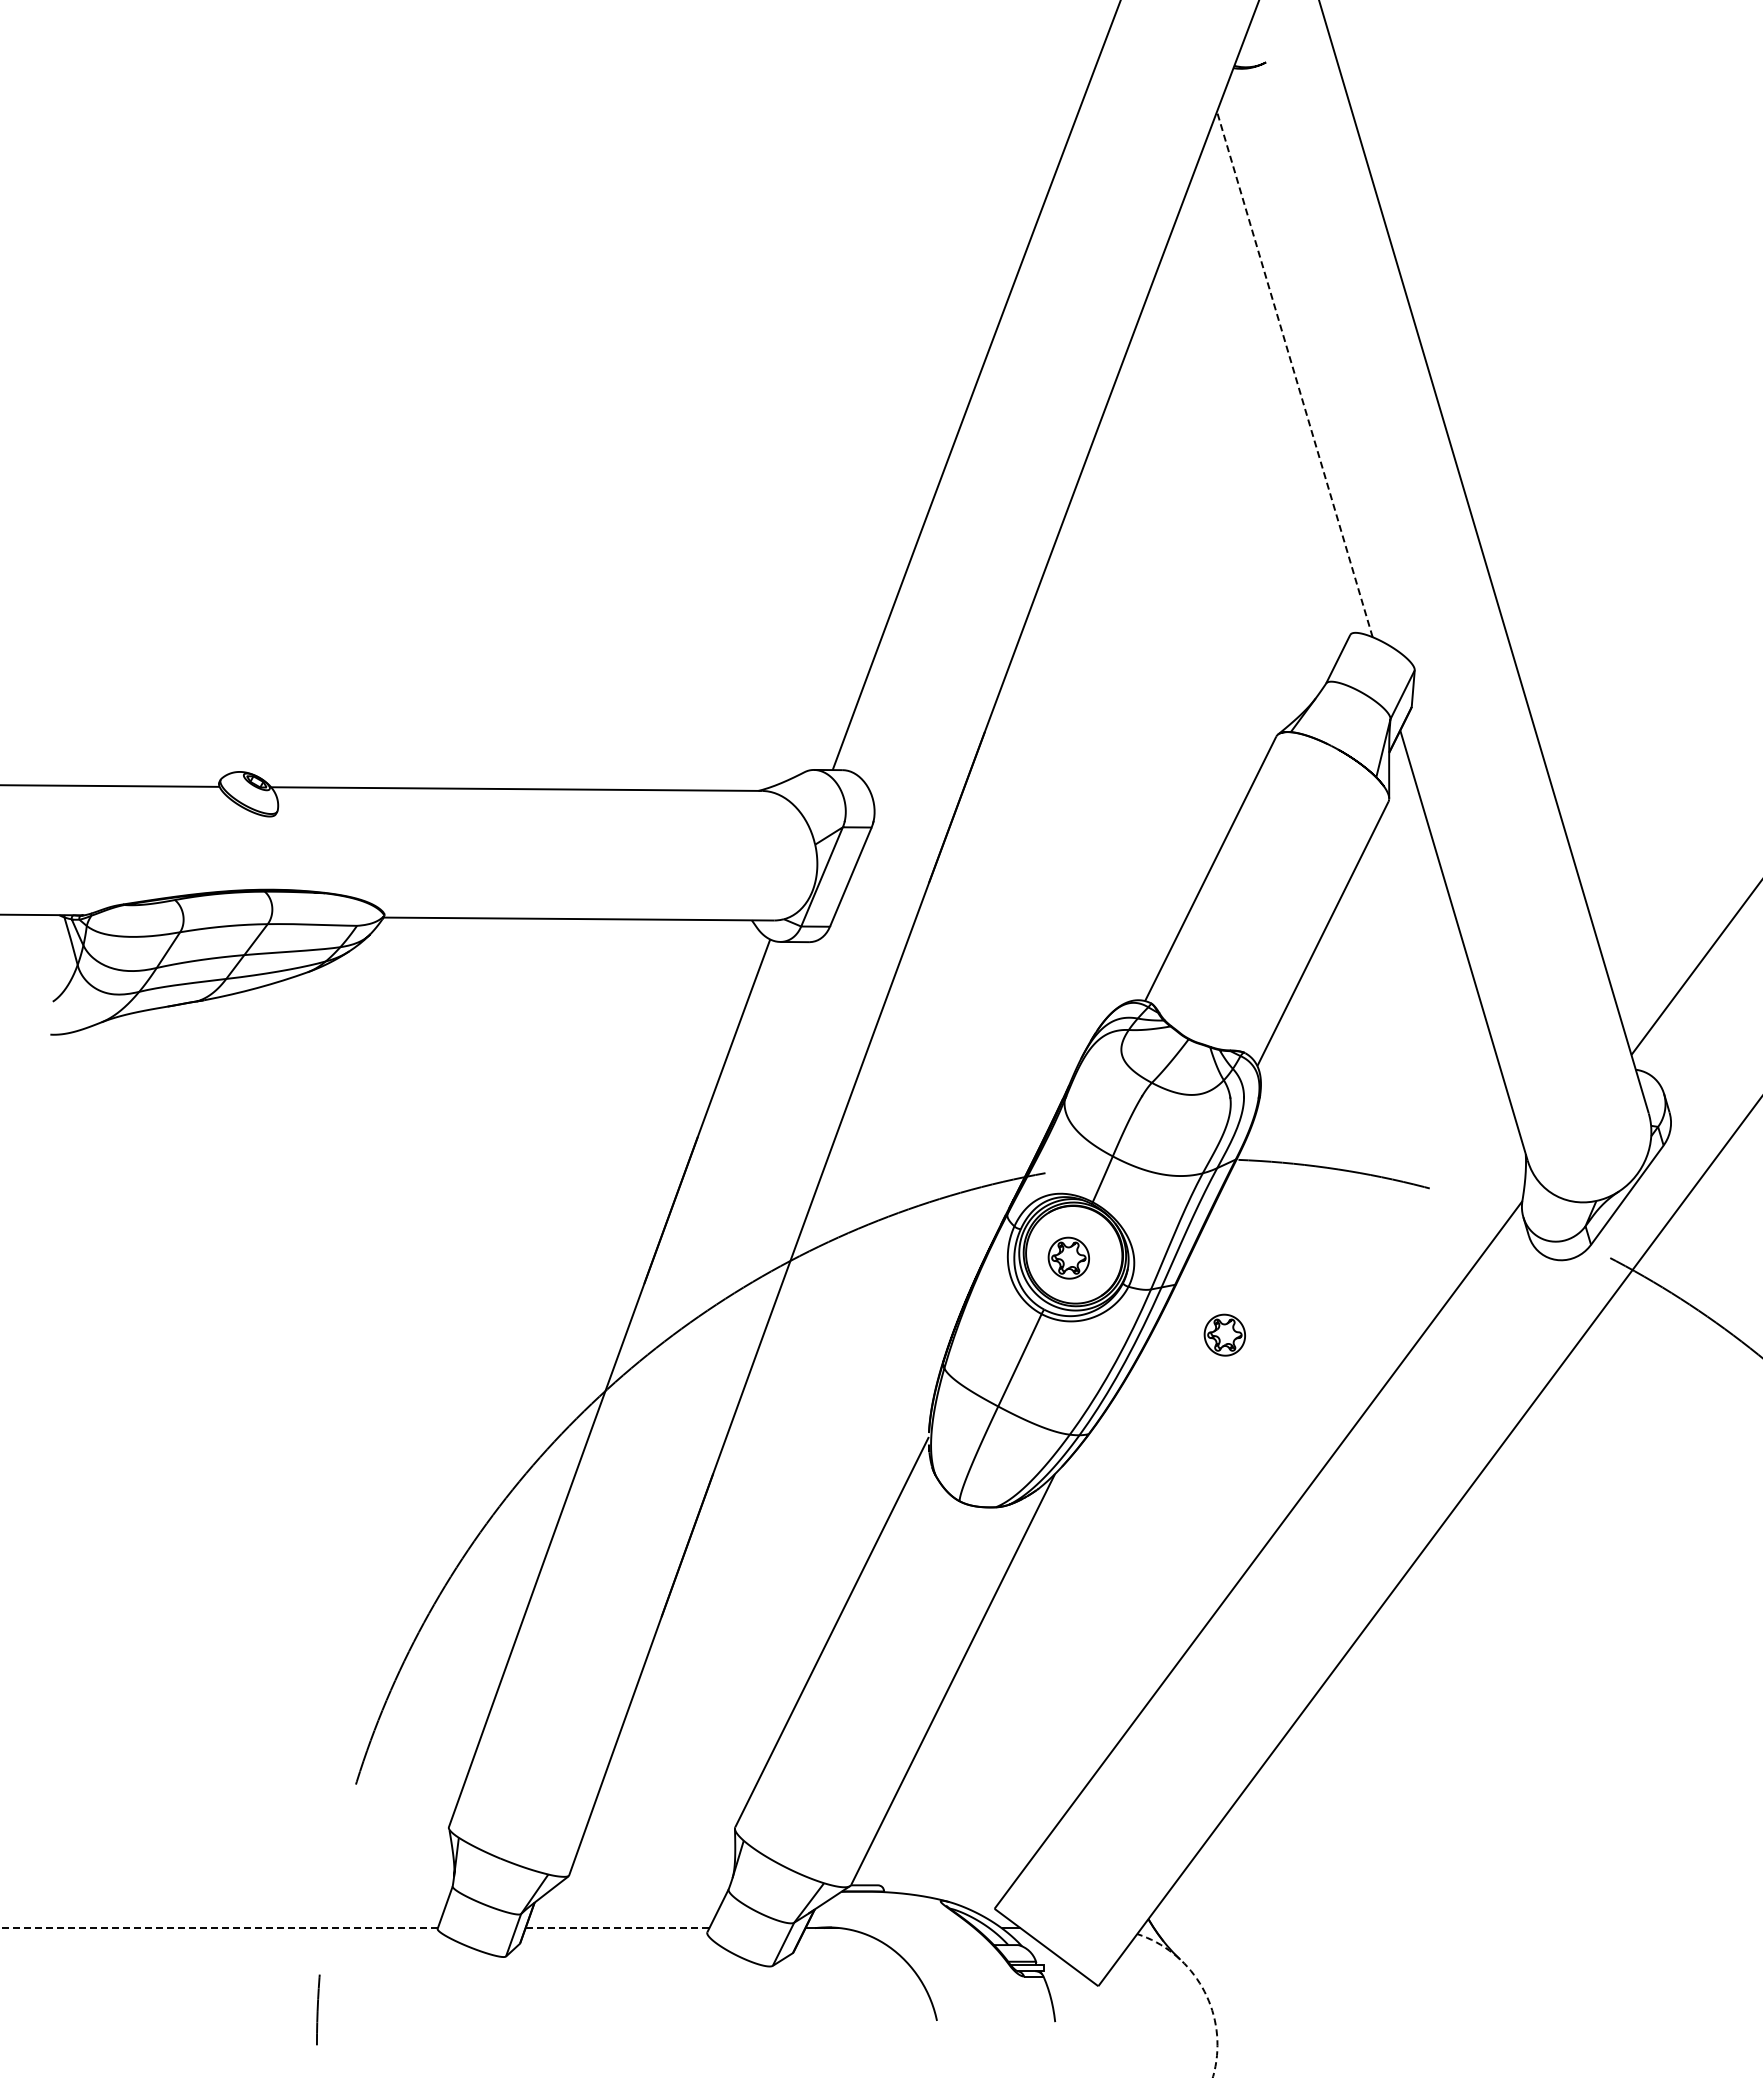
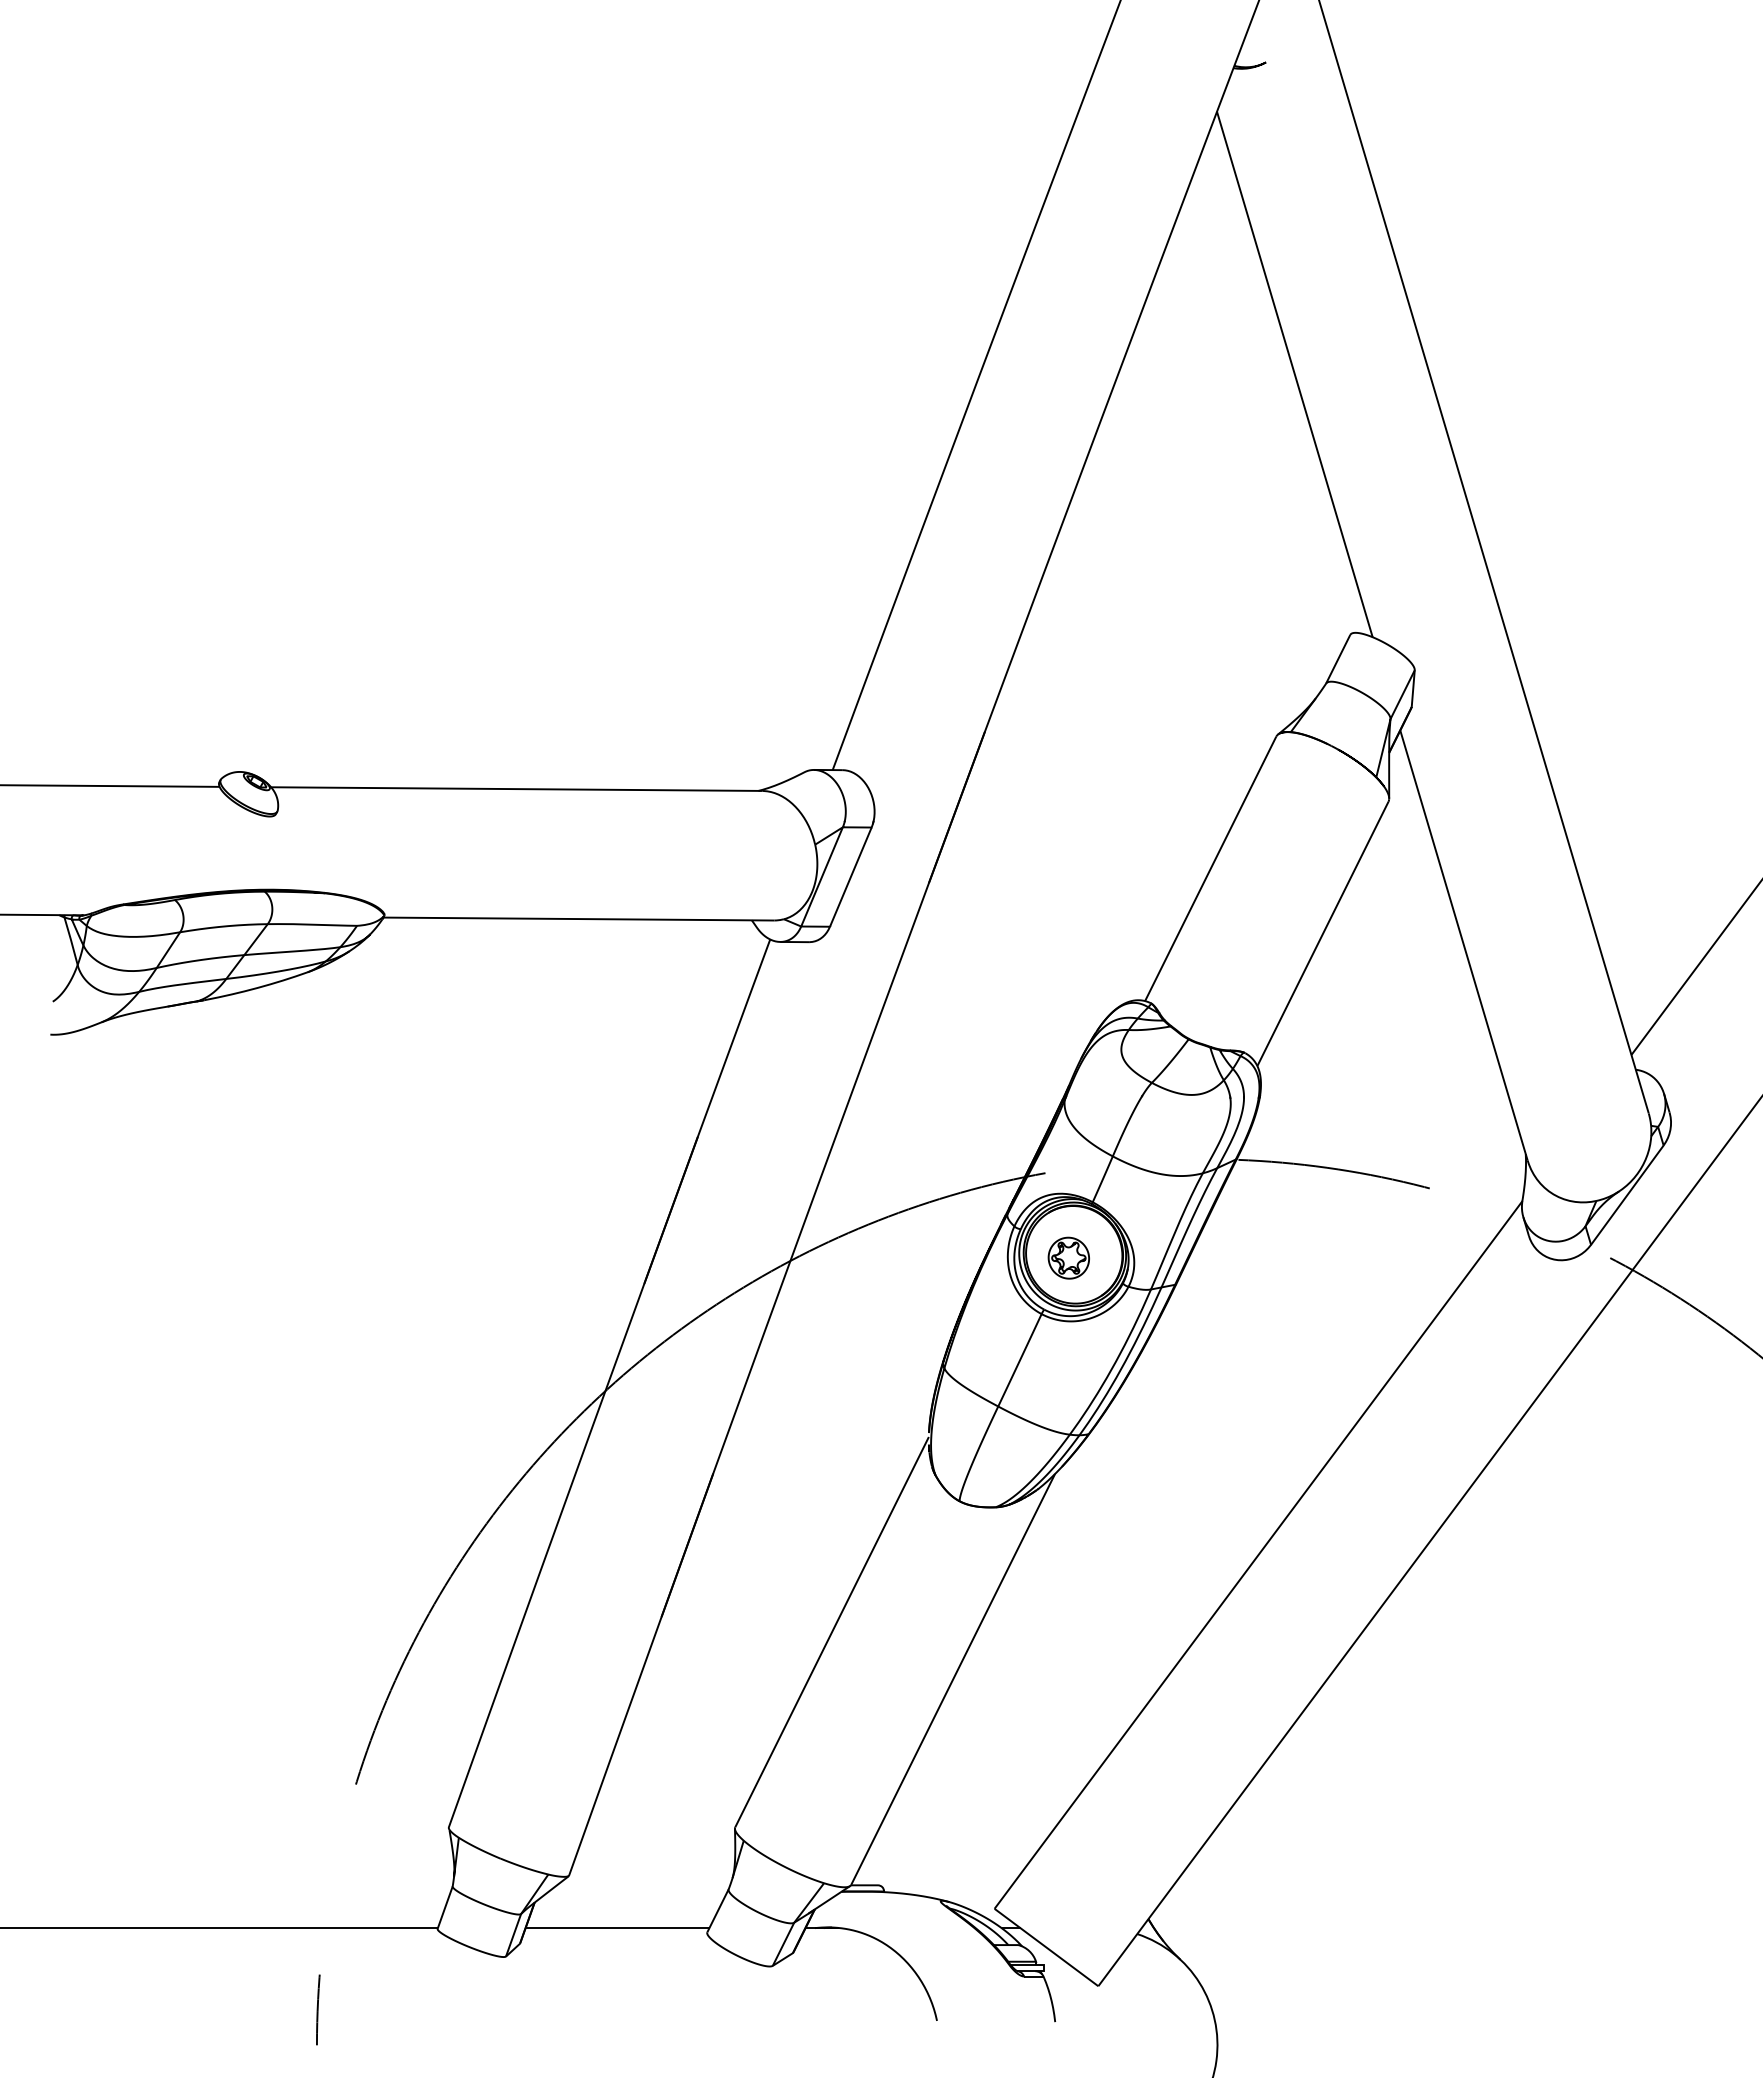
line: dashed -> solid (1294, 373)
part: present -> none (1224, 1334)
line: dashed -> solid (218, 1928)
line: dashed -> solid (617, 1928)
line: dashed -> solid (1204, 1991)
